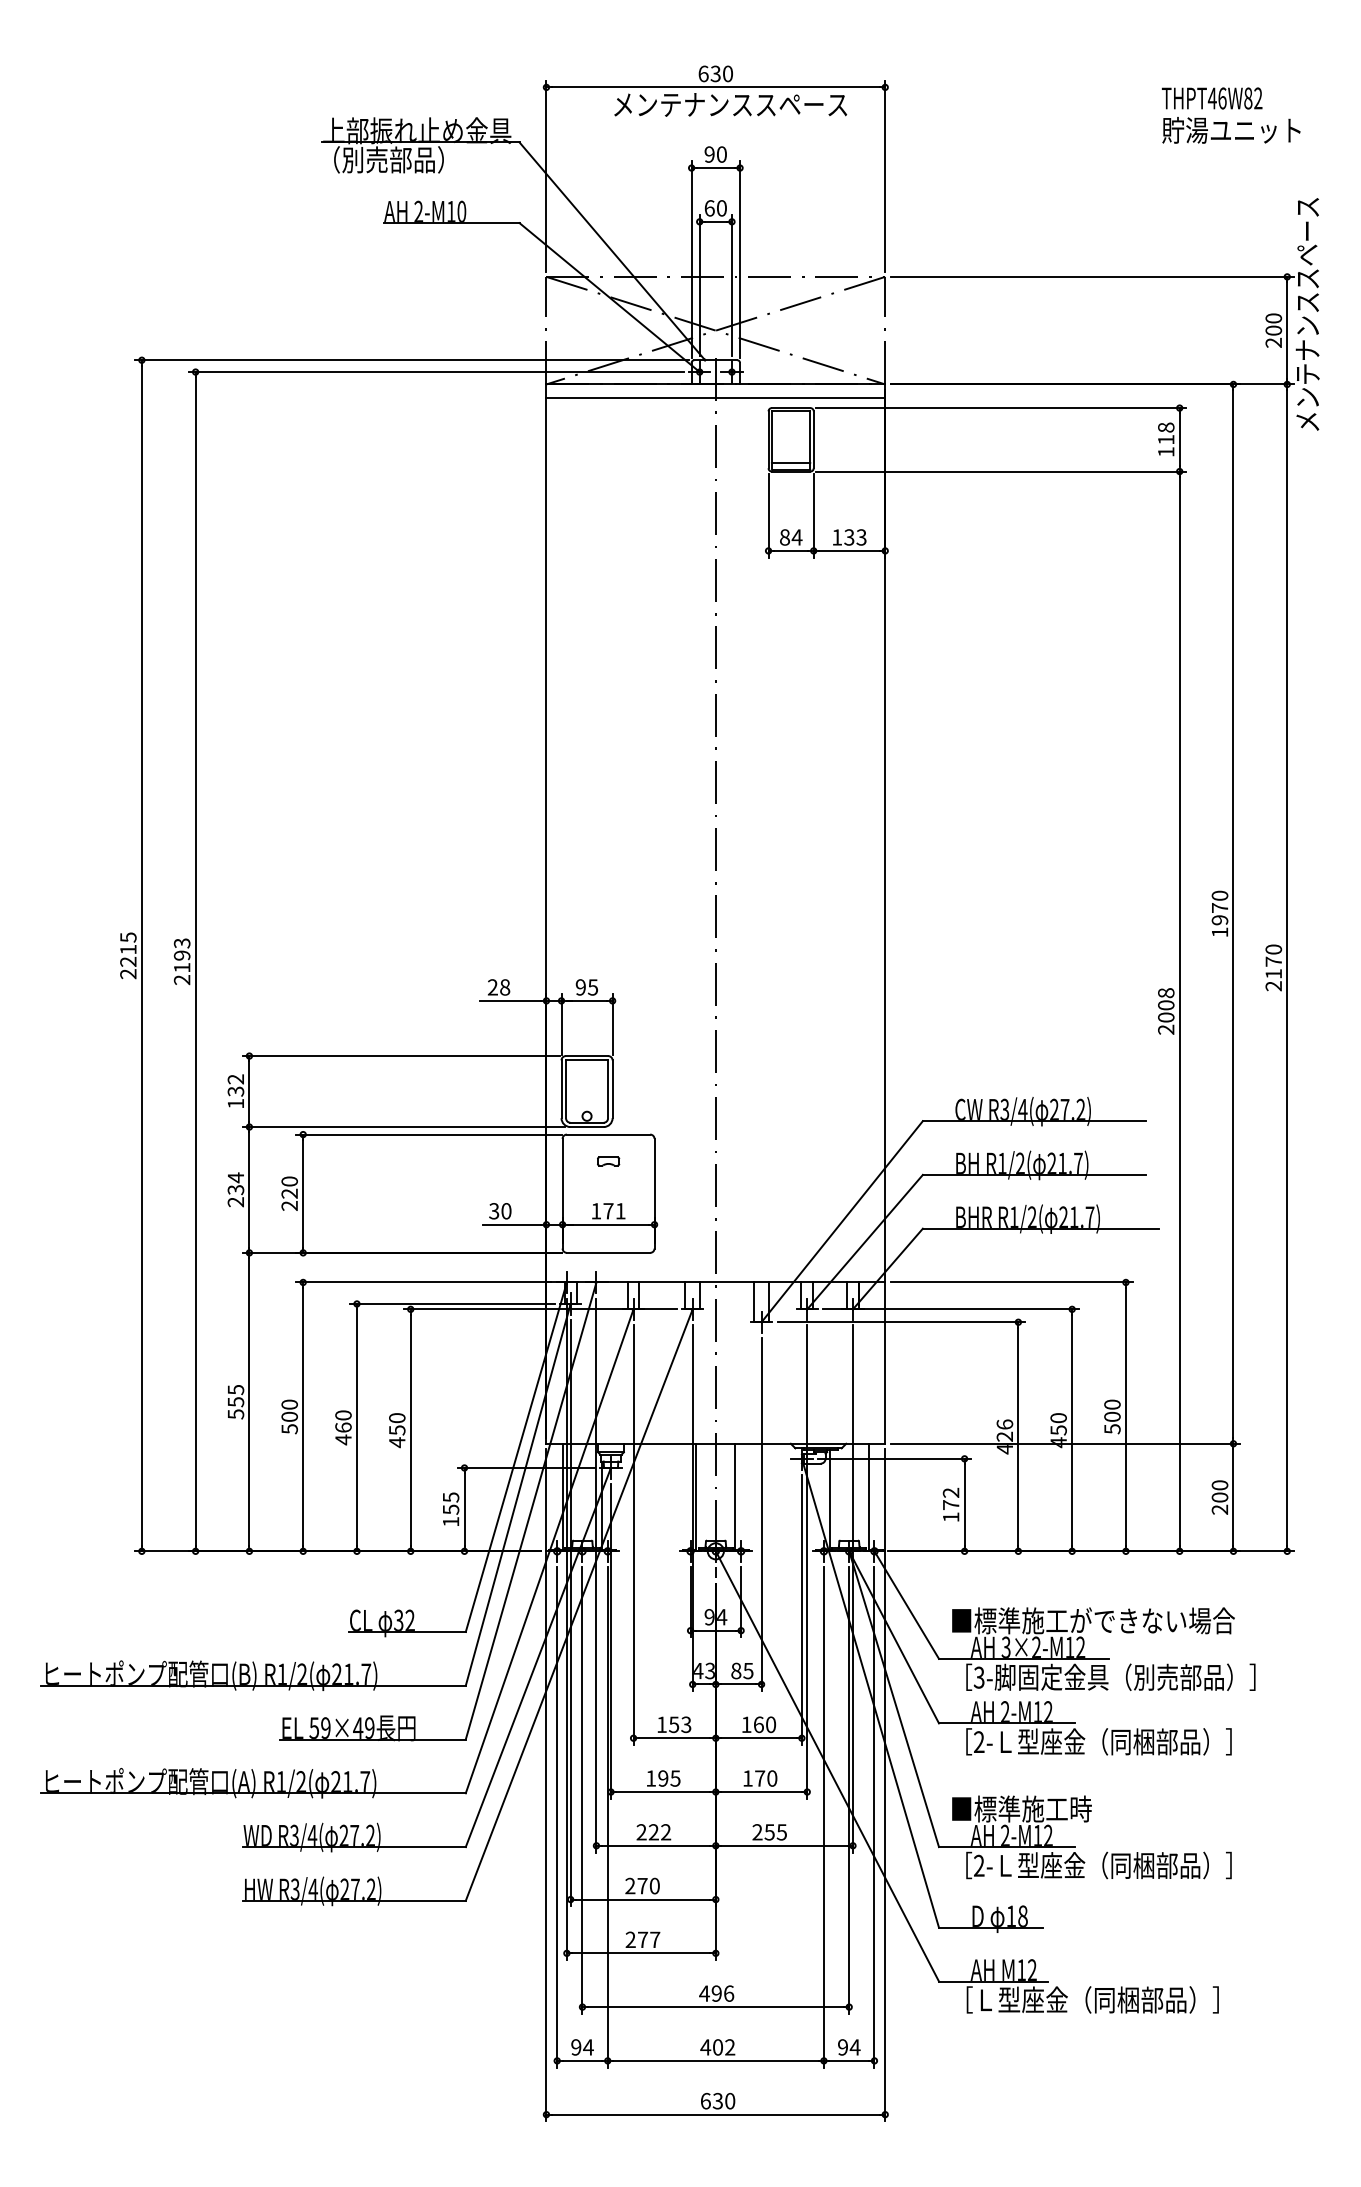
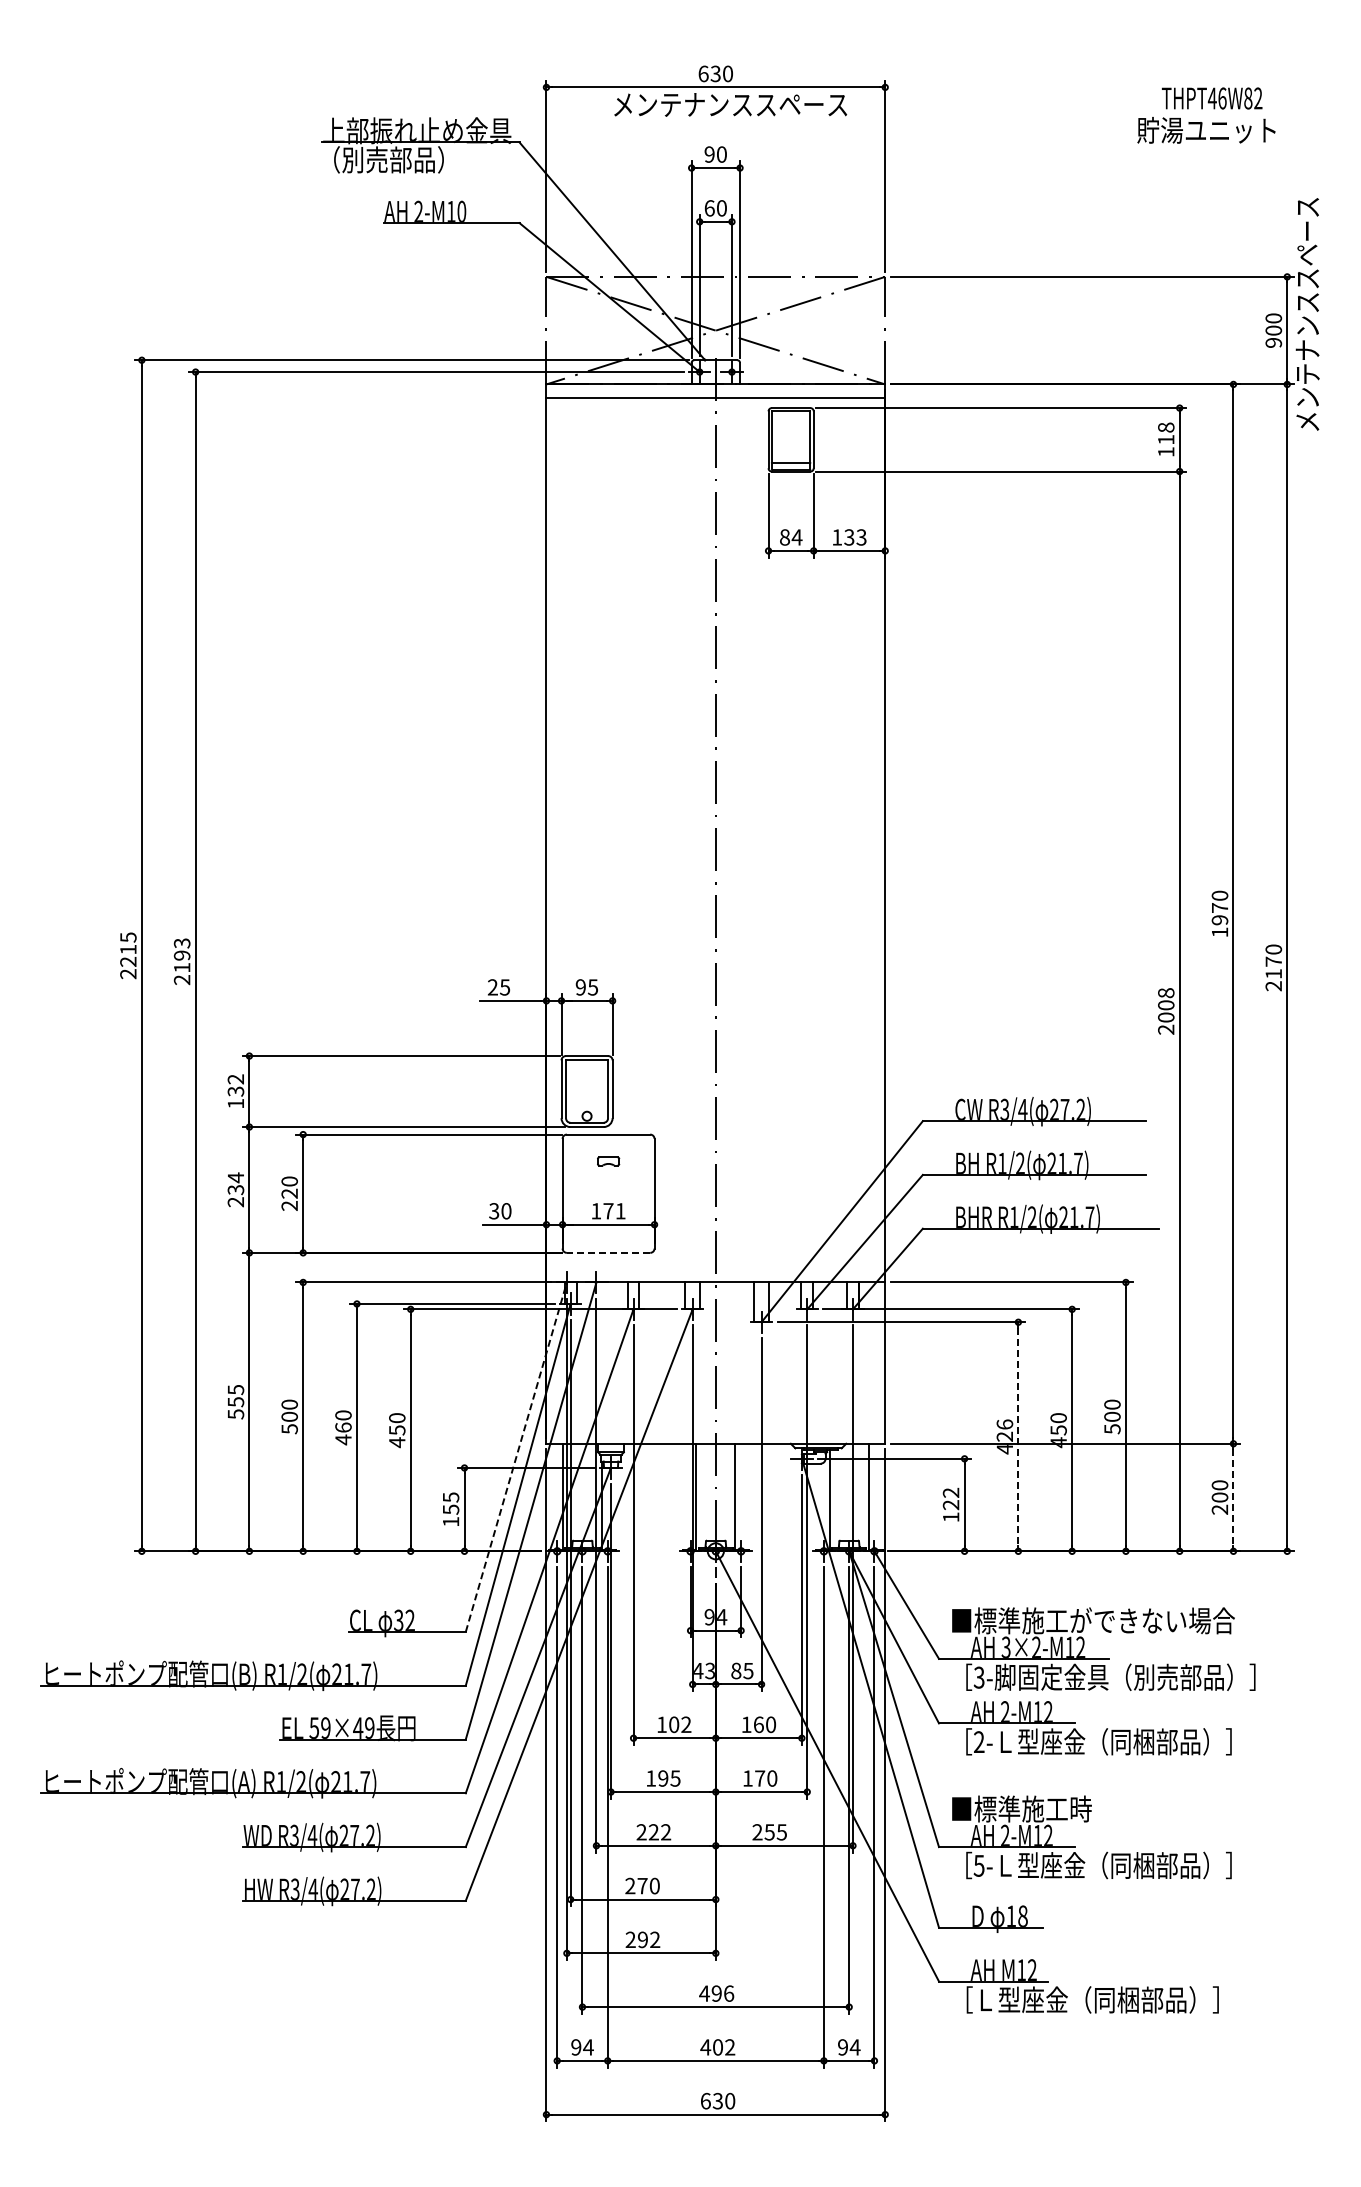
text position: (1231, 130) -> (1206, 130) (1206, 130)
text: 200 -> 900 (1274, 342)
text: 28 -> 25 (504, 987)
line: solid -> dashed (608, 1252)
line: solid -> dashed (1018, 1437)
line: solid -> dashed (516, 1457)
line: solid -> dashed (1233, 1498)
text: 172 -> 122 (950, 1505)
text: 153 -> 102 (680, 1724)
text: 2- -> 5- (978, 1865)
text: 277 -> 292 (649, 1939)
